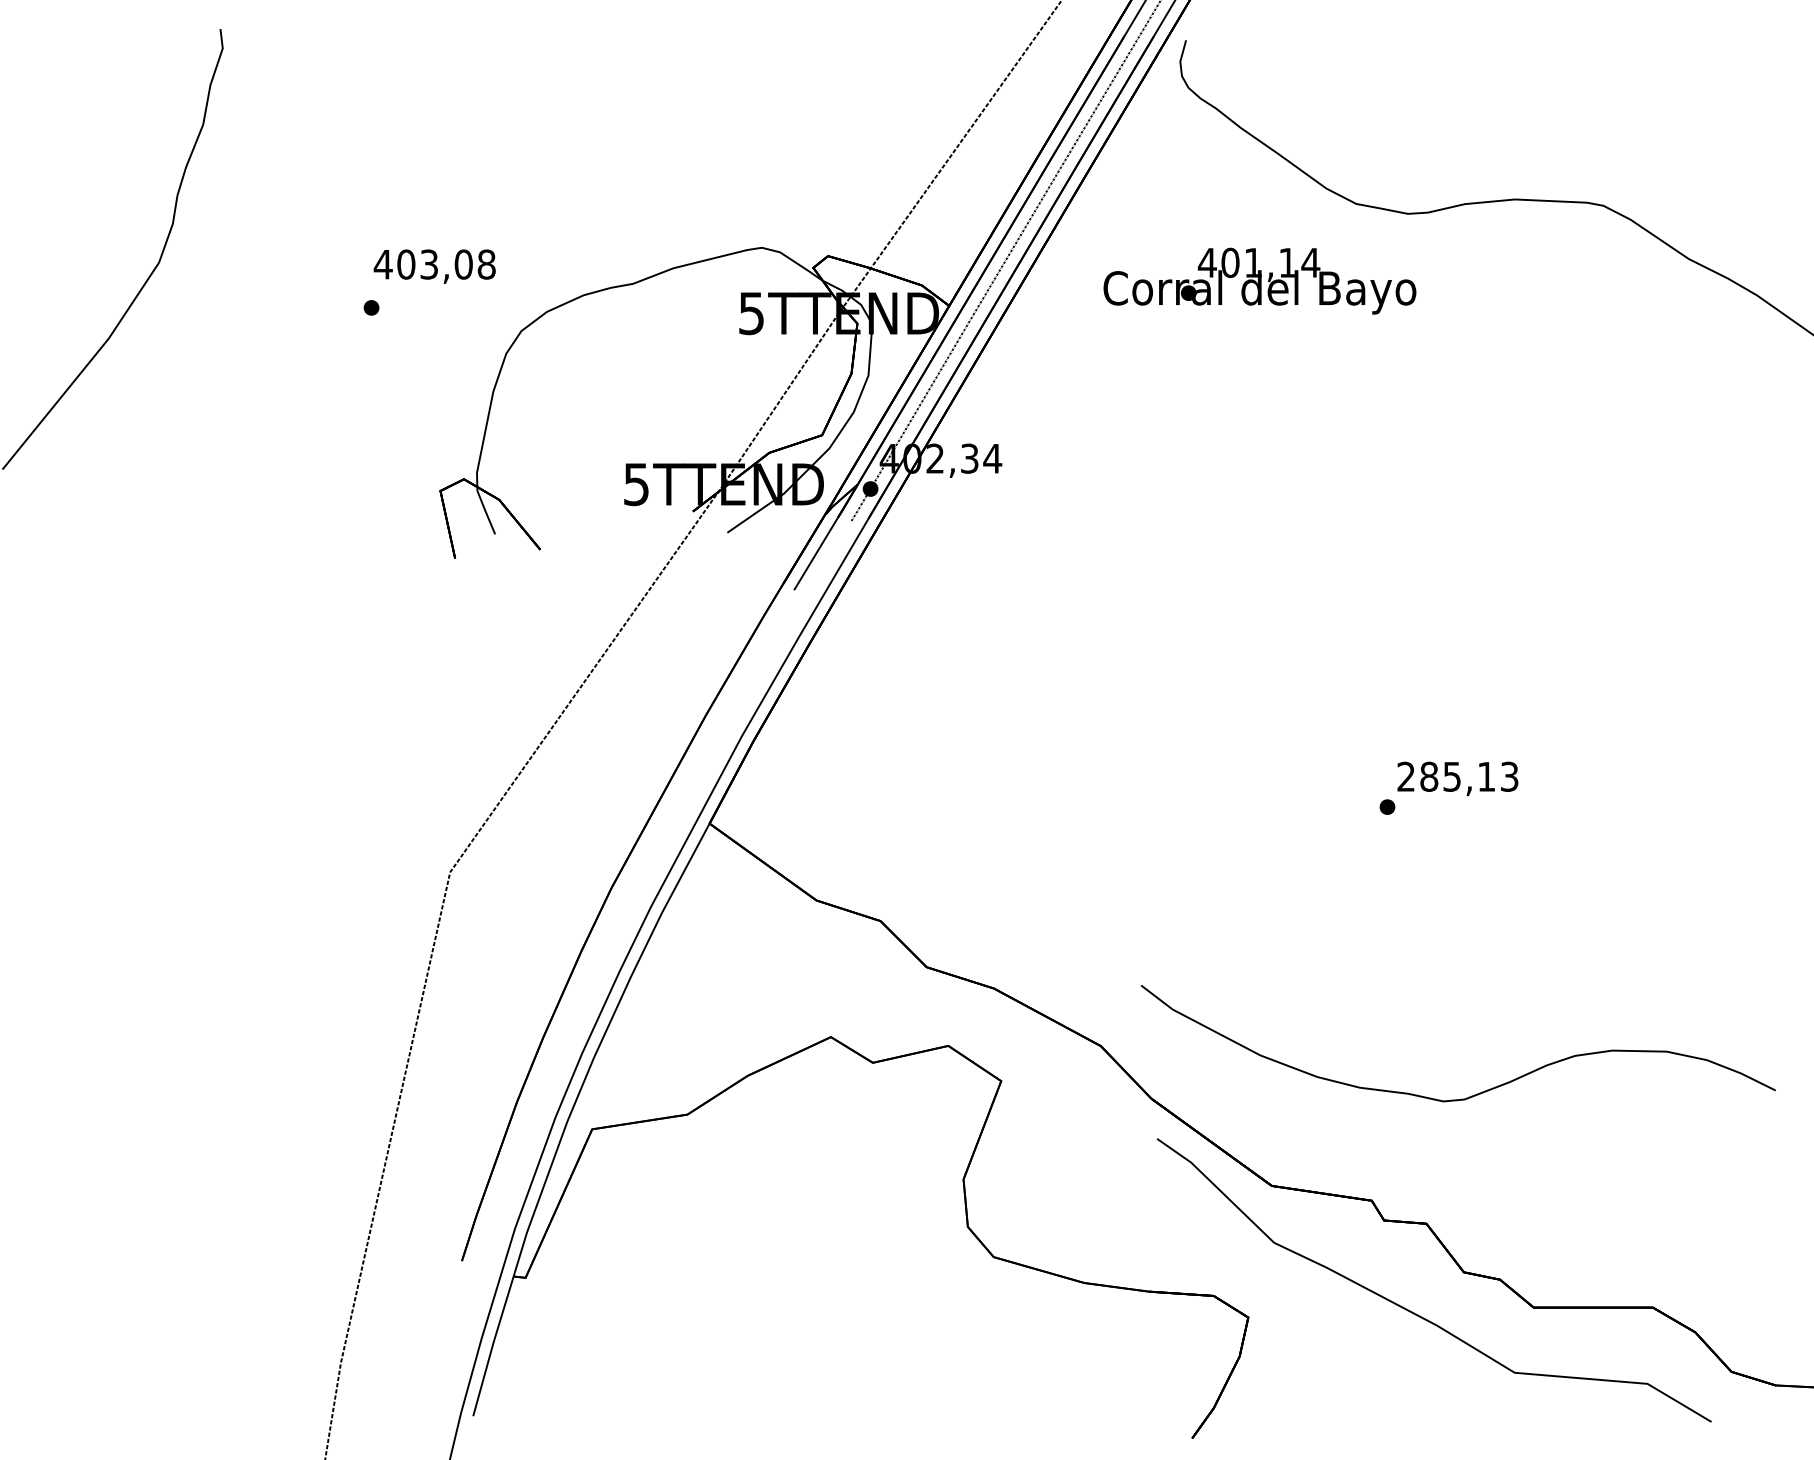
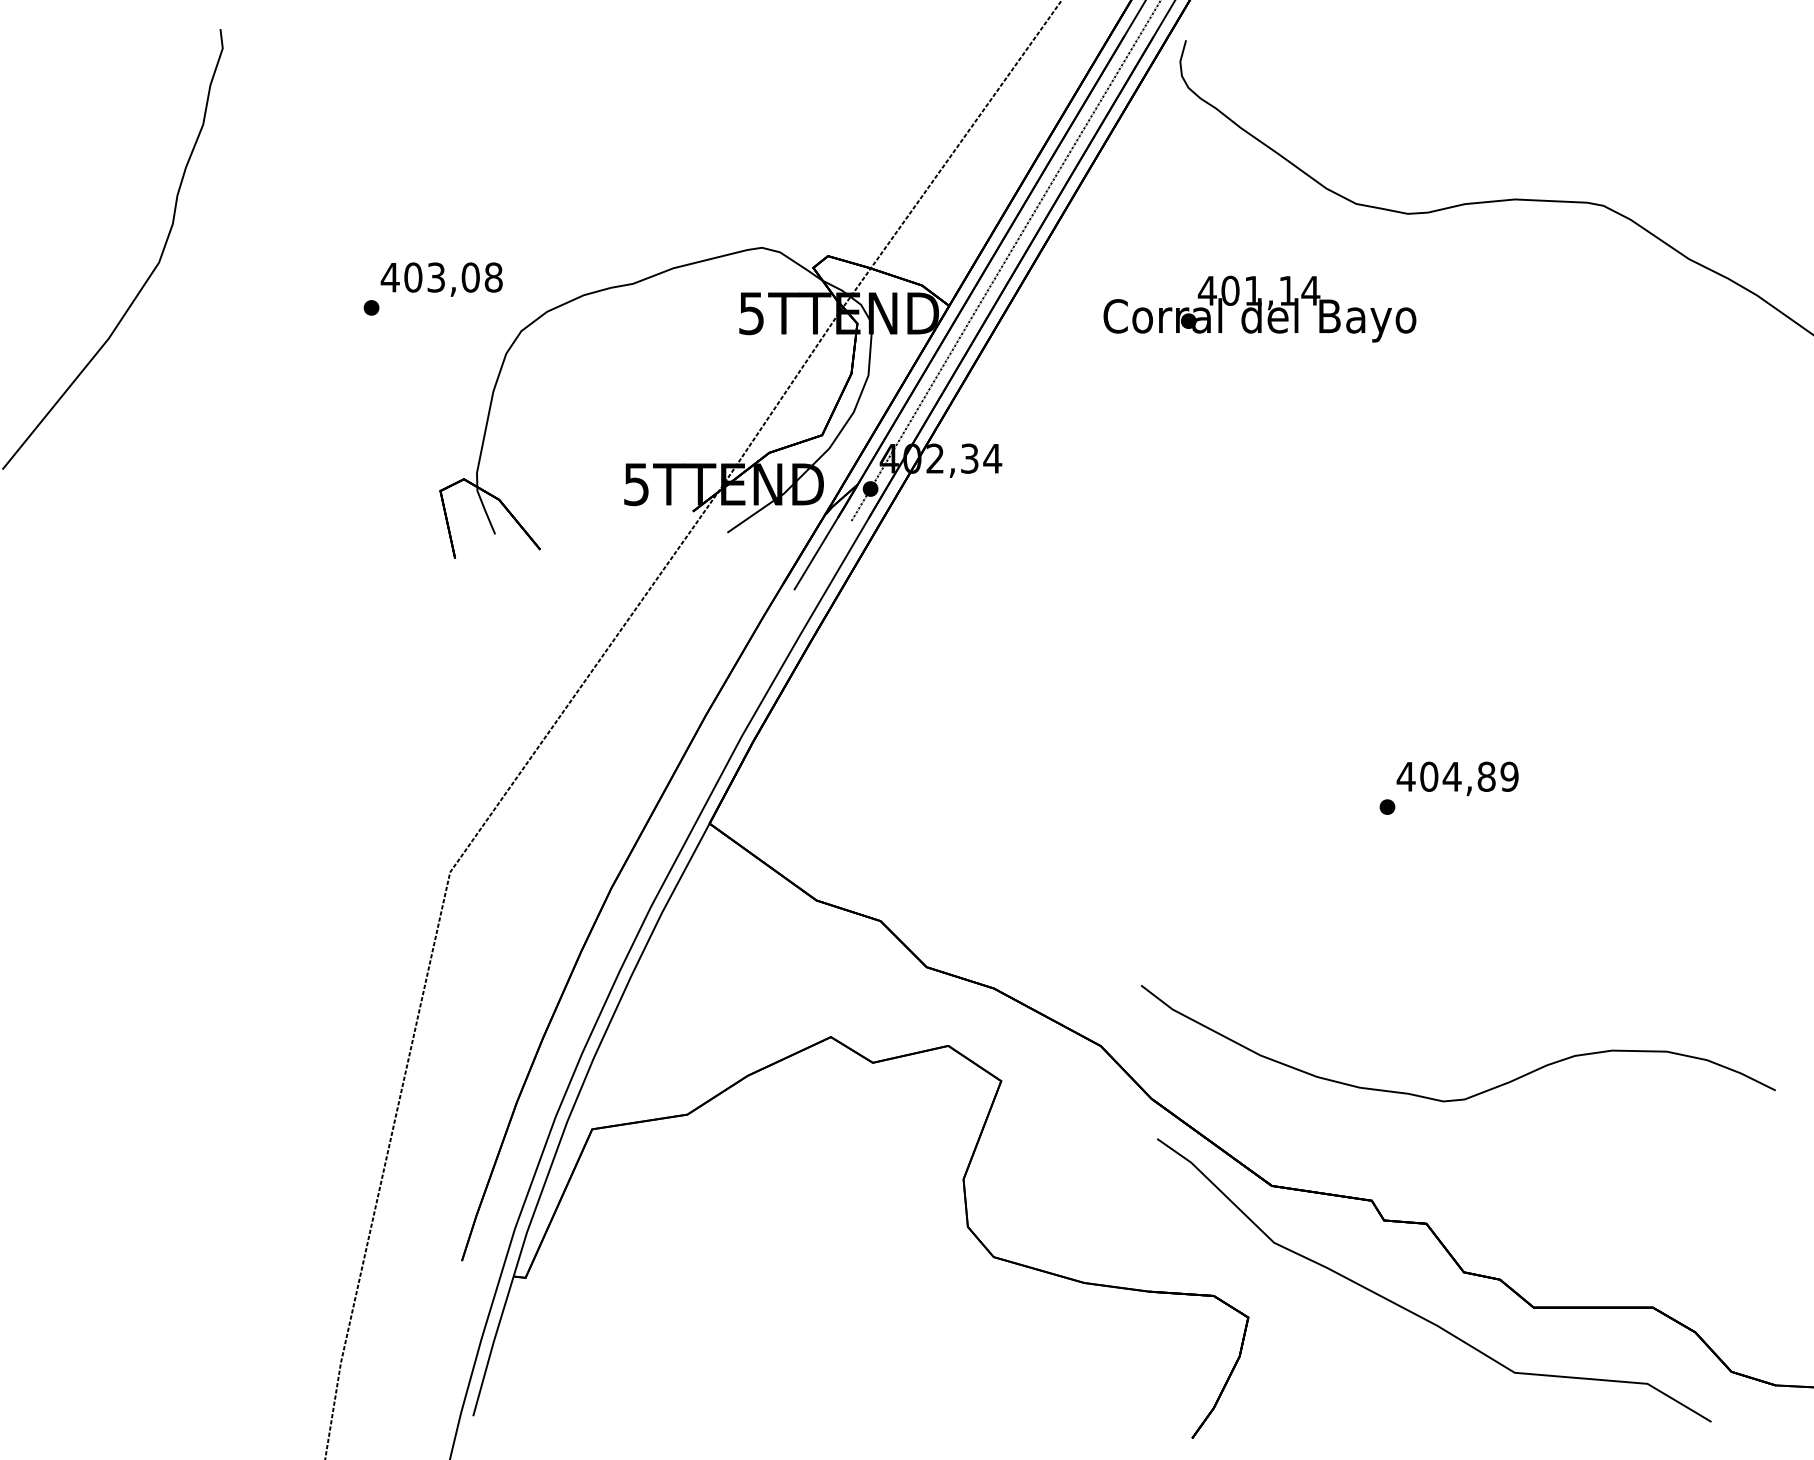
text position: (434, 266) -> (441, 279) (441, 279)
text position: (1259, 280) -> (1259, 308) (1259, 308)
text: 285,13 -> 404,89 (1457, 776)
